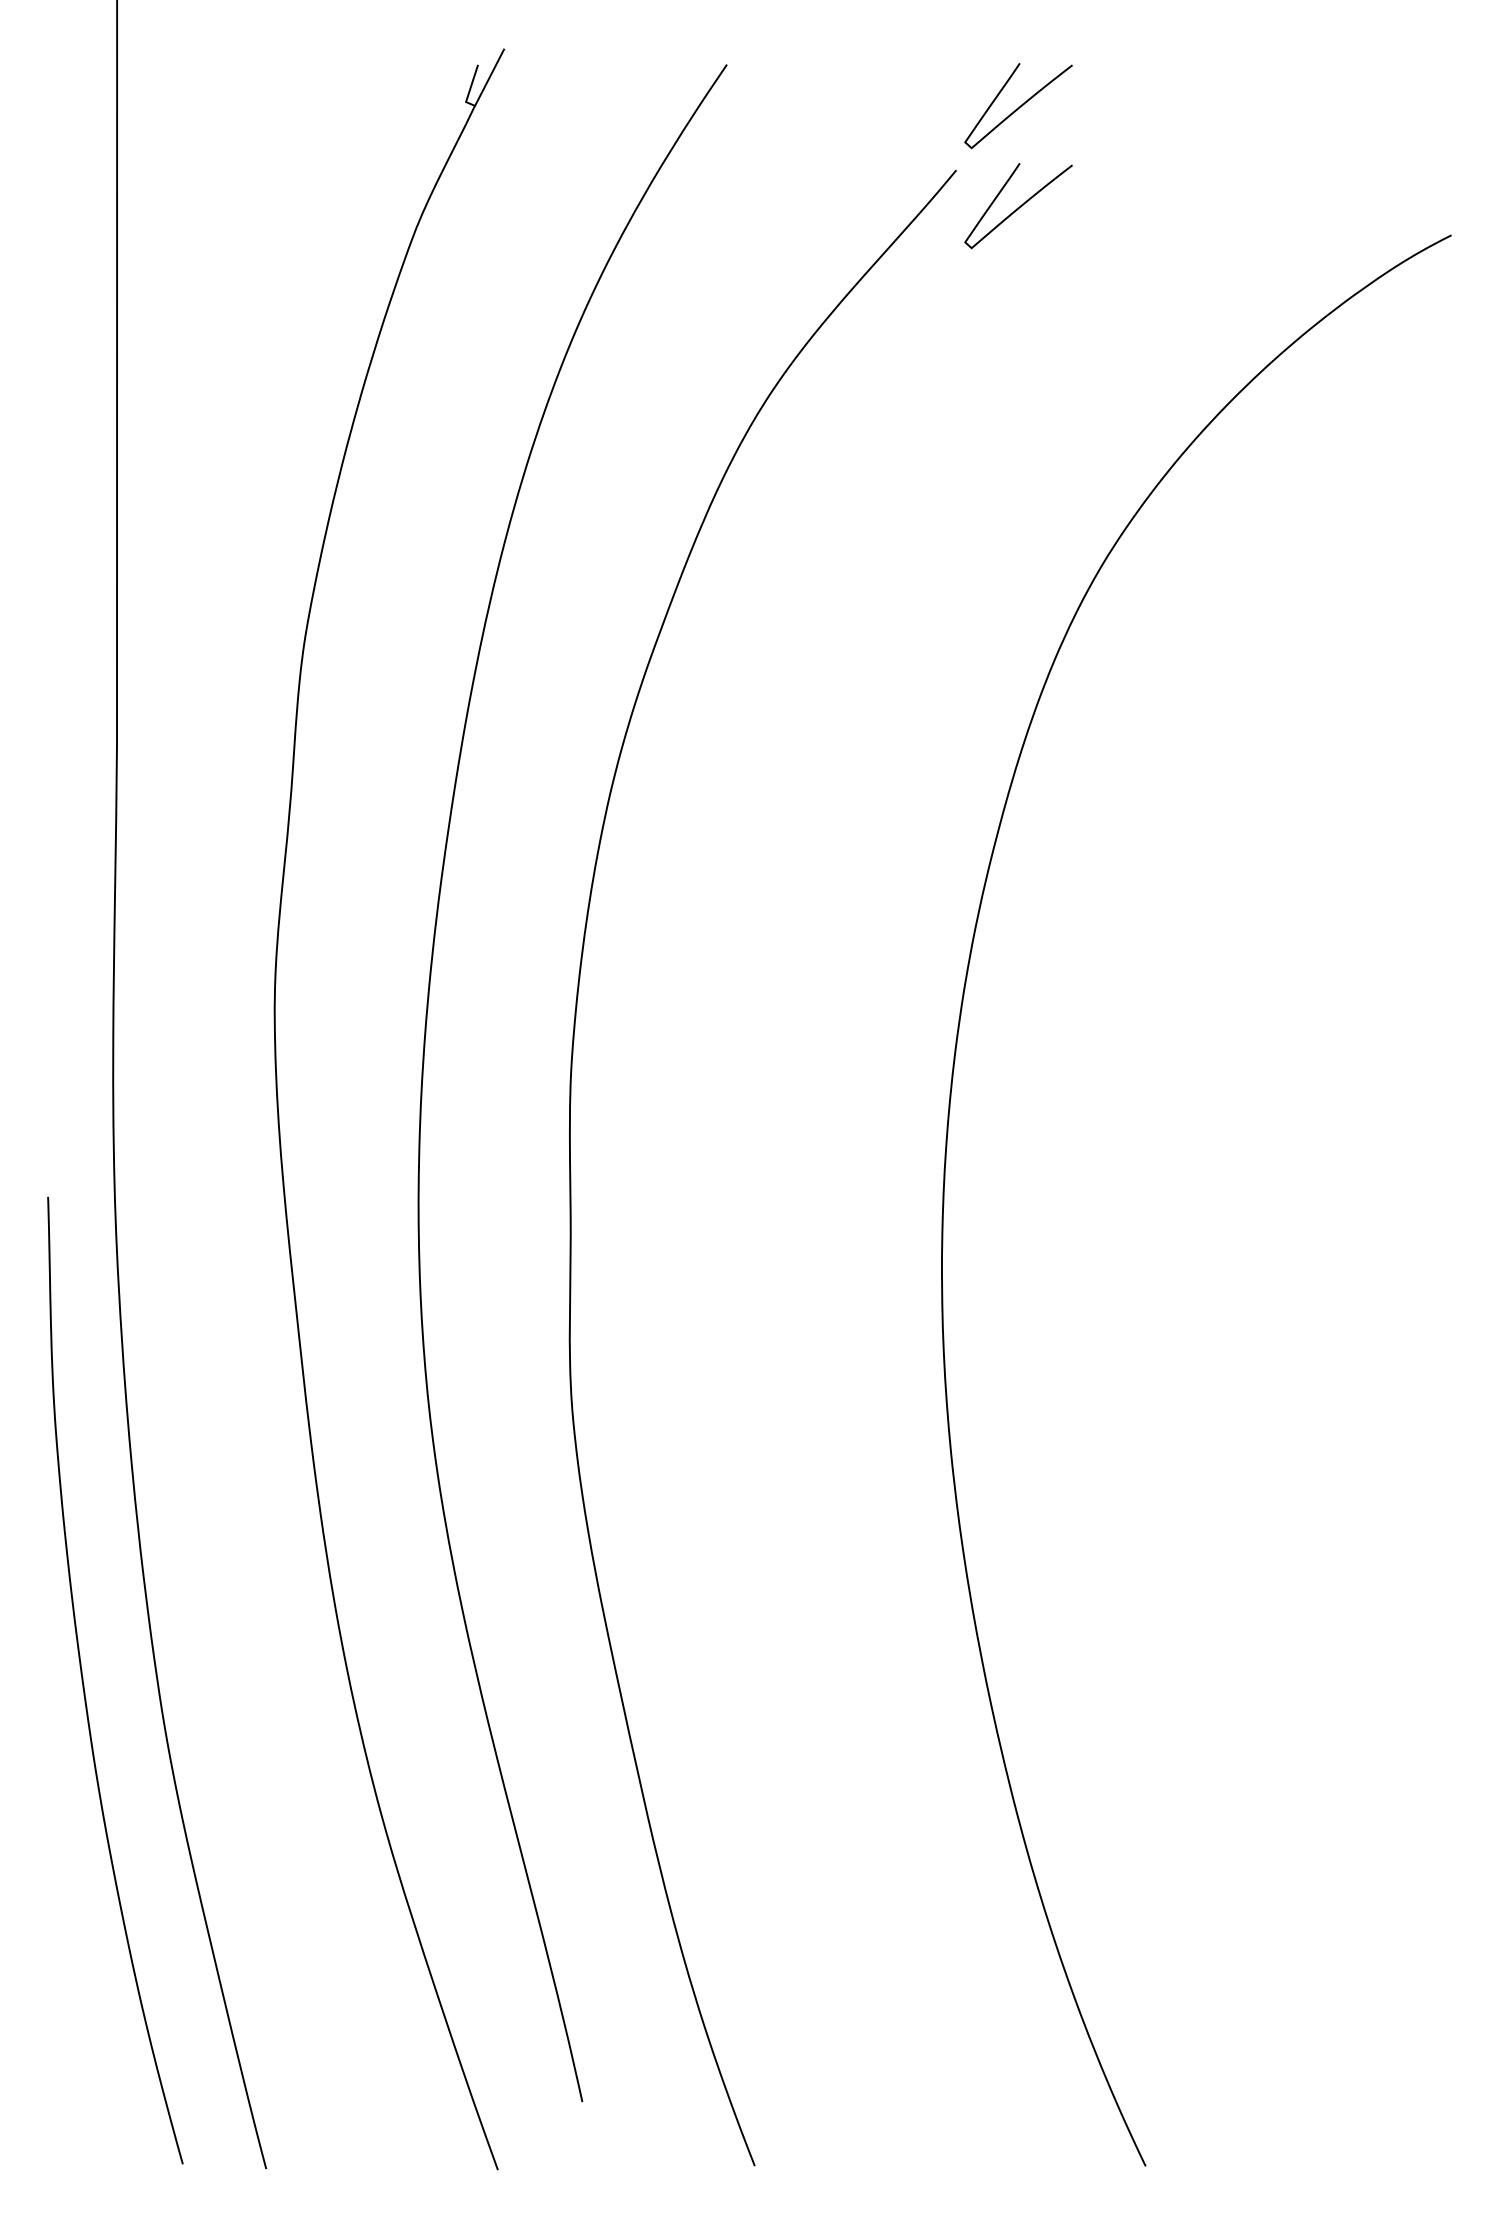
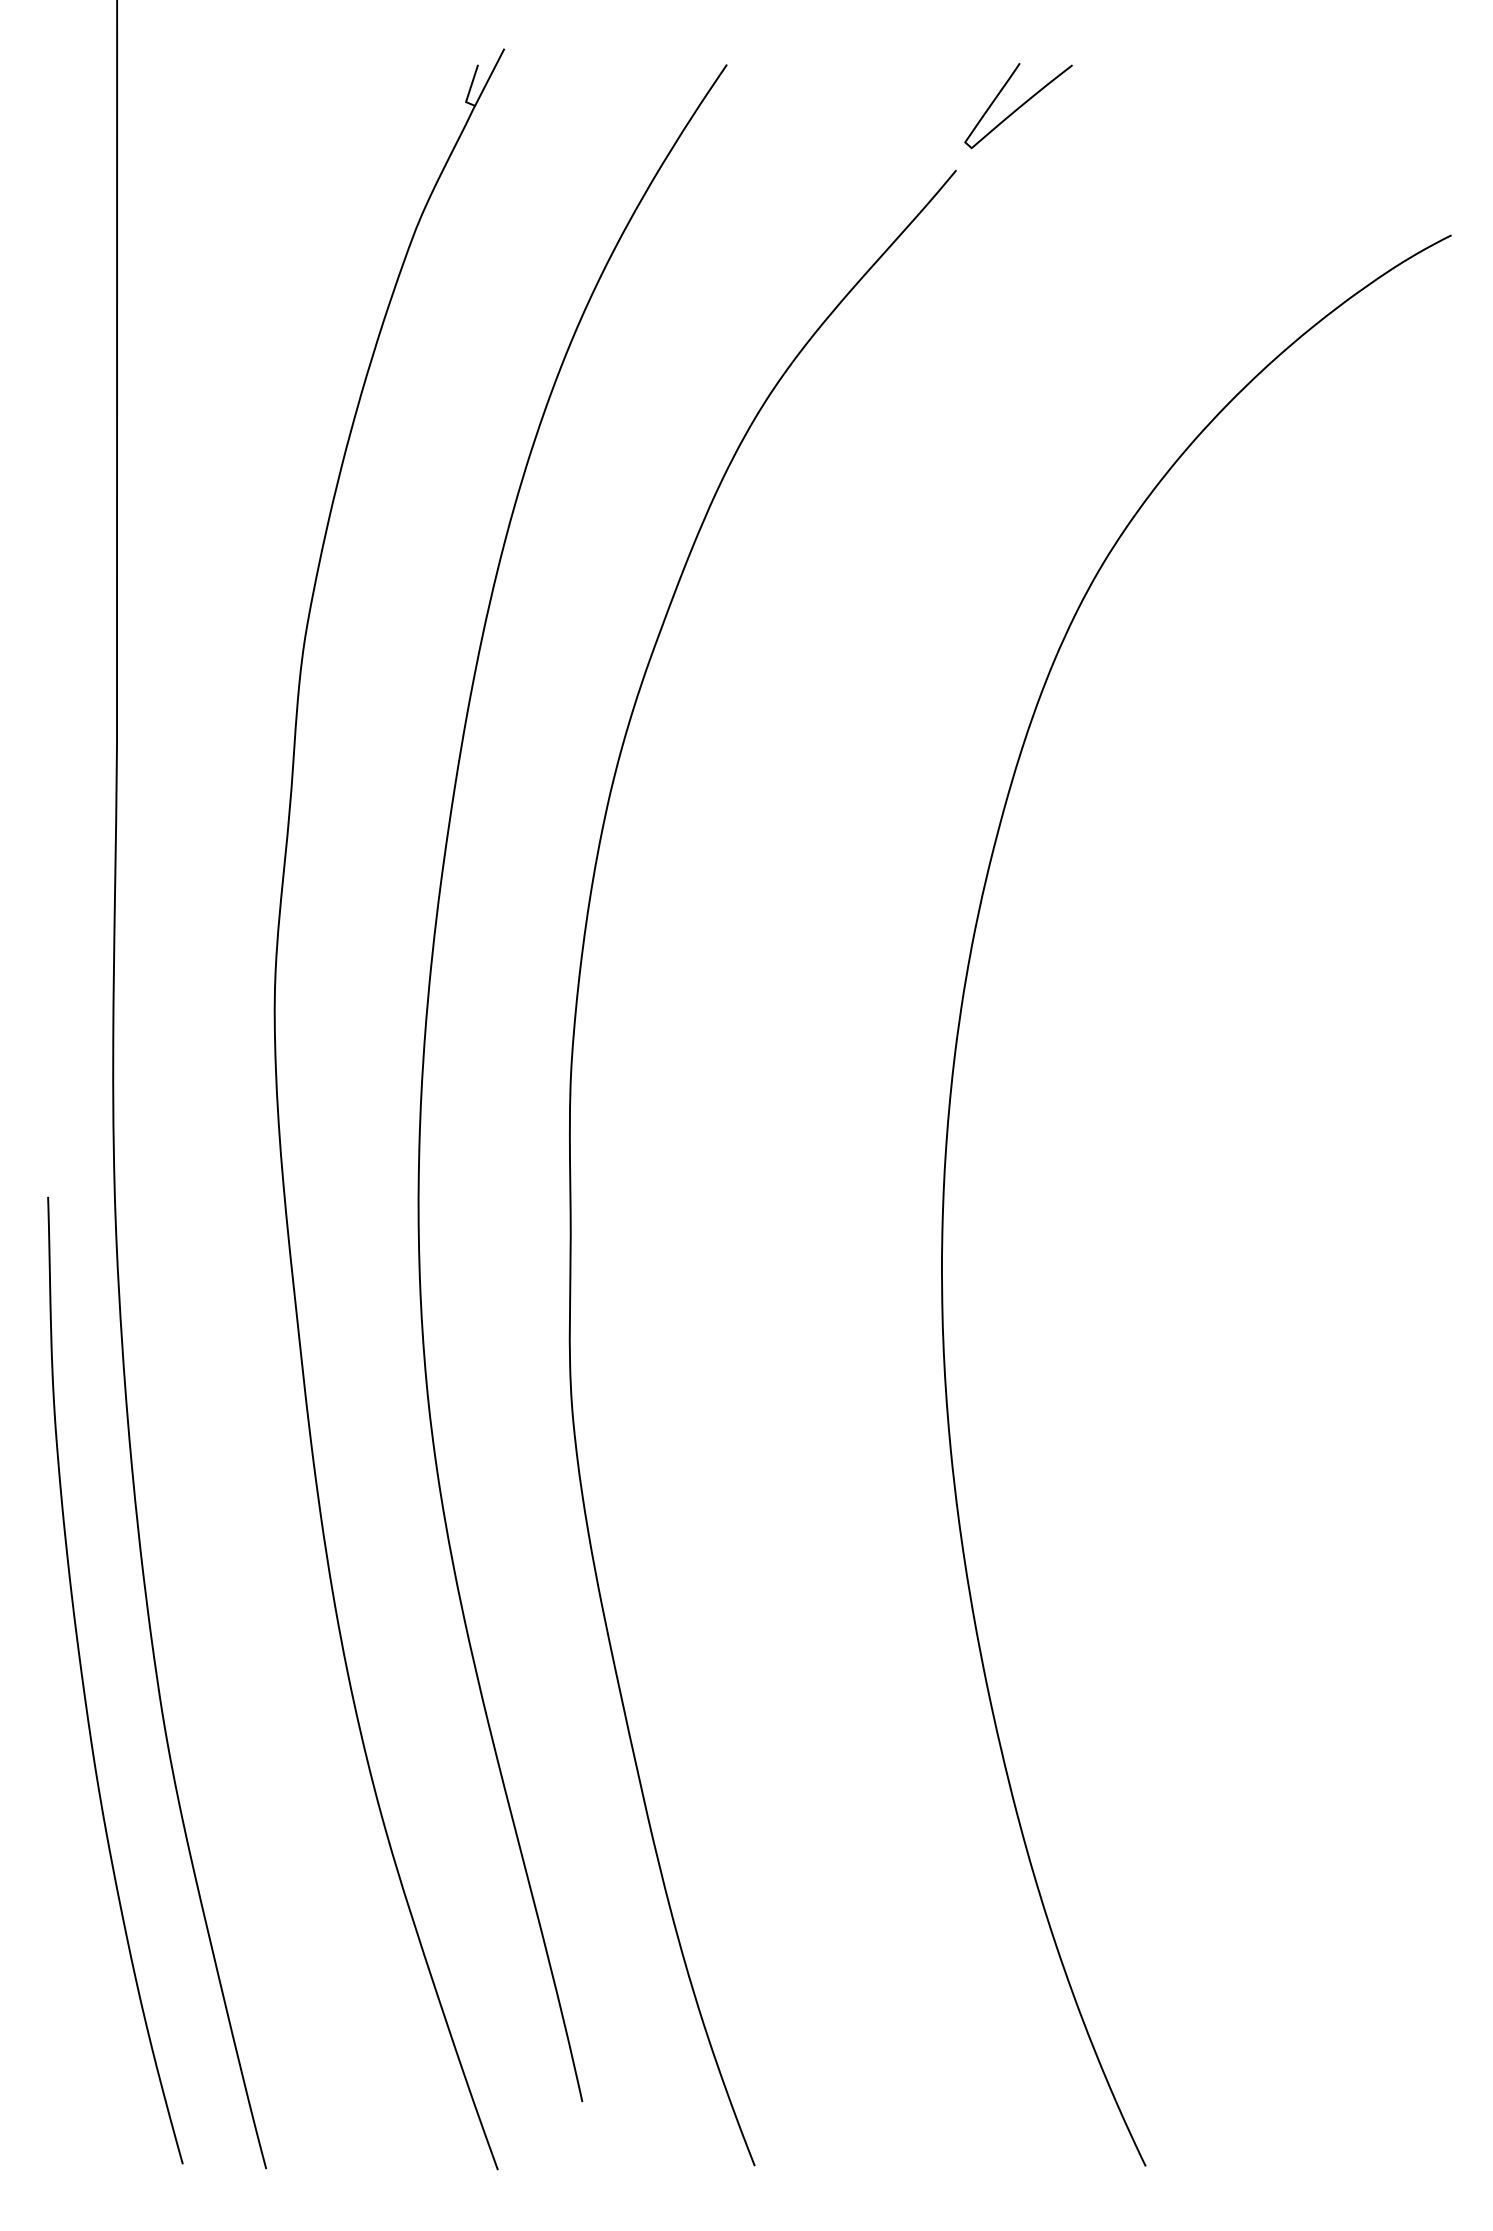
curve: present -> none (1019, 206)
